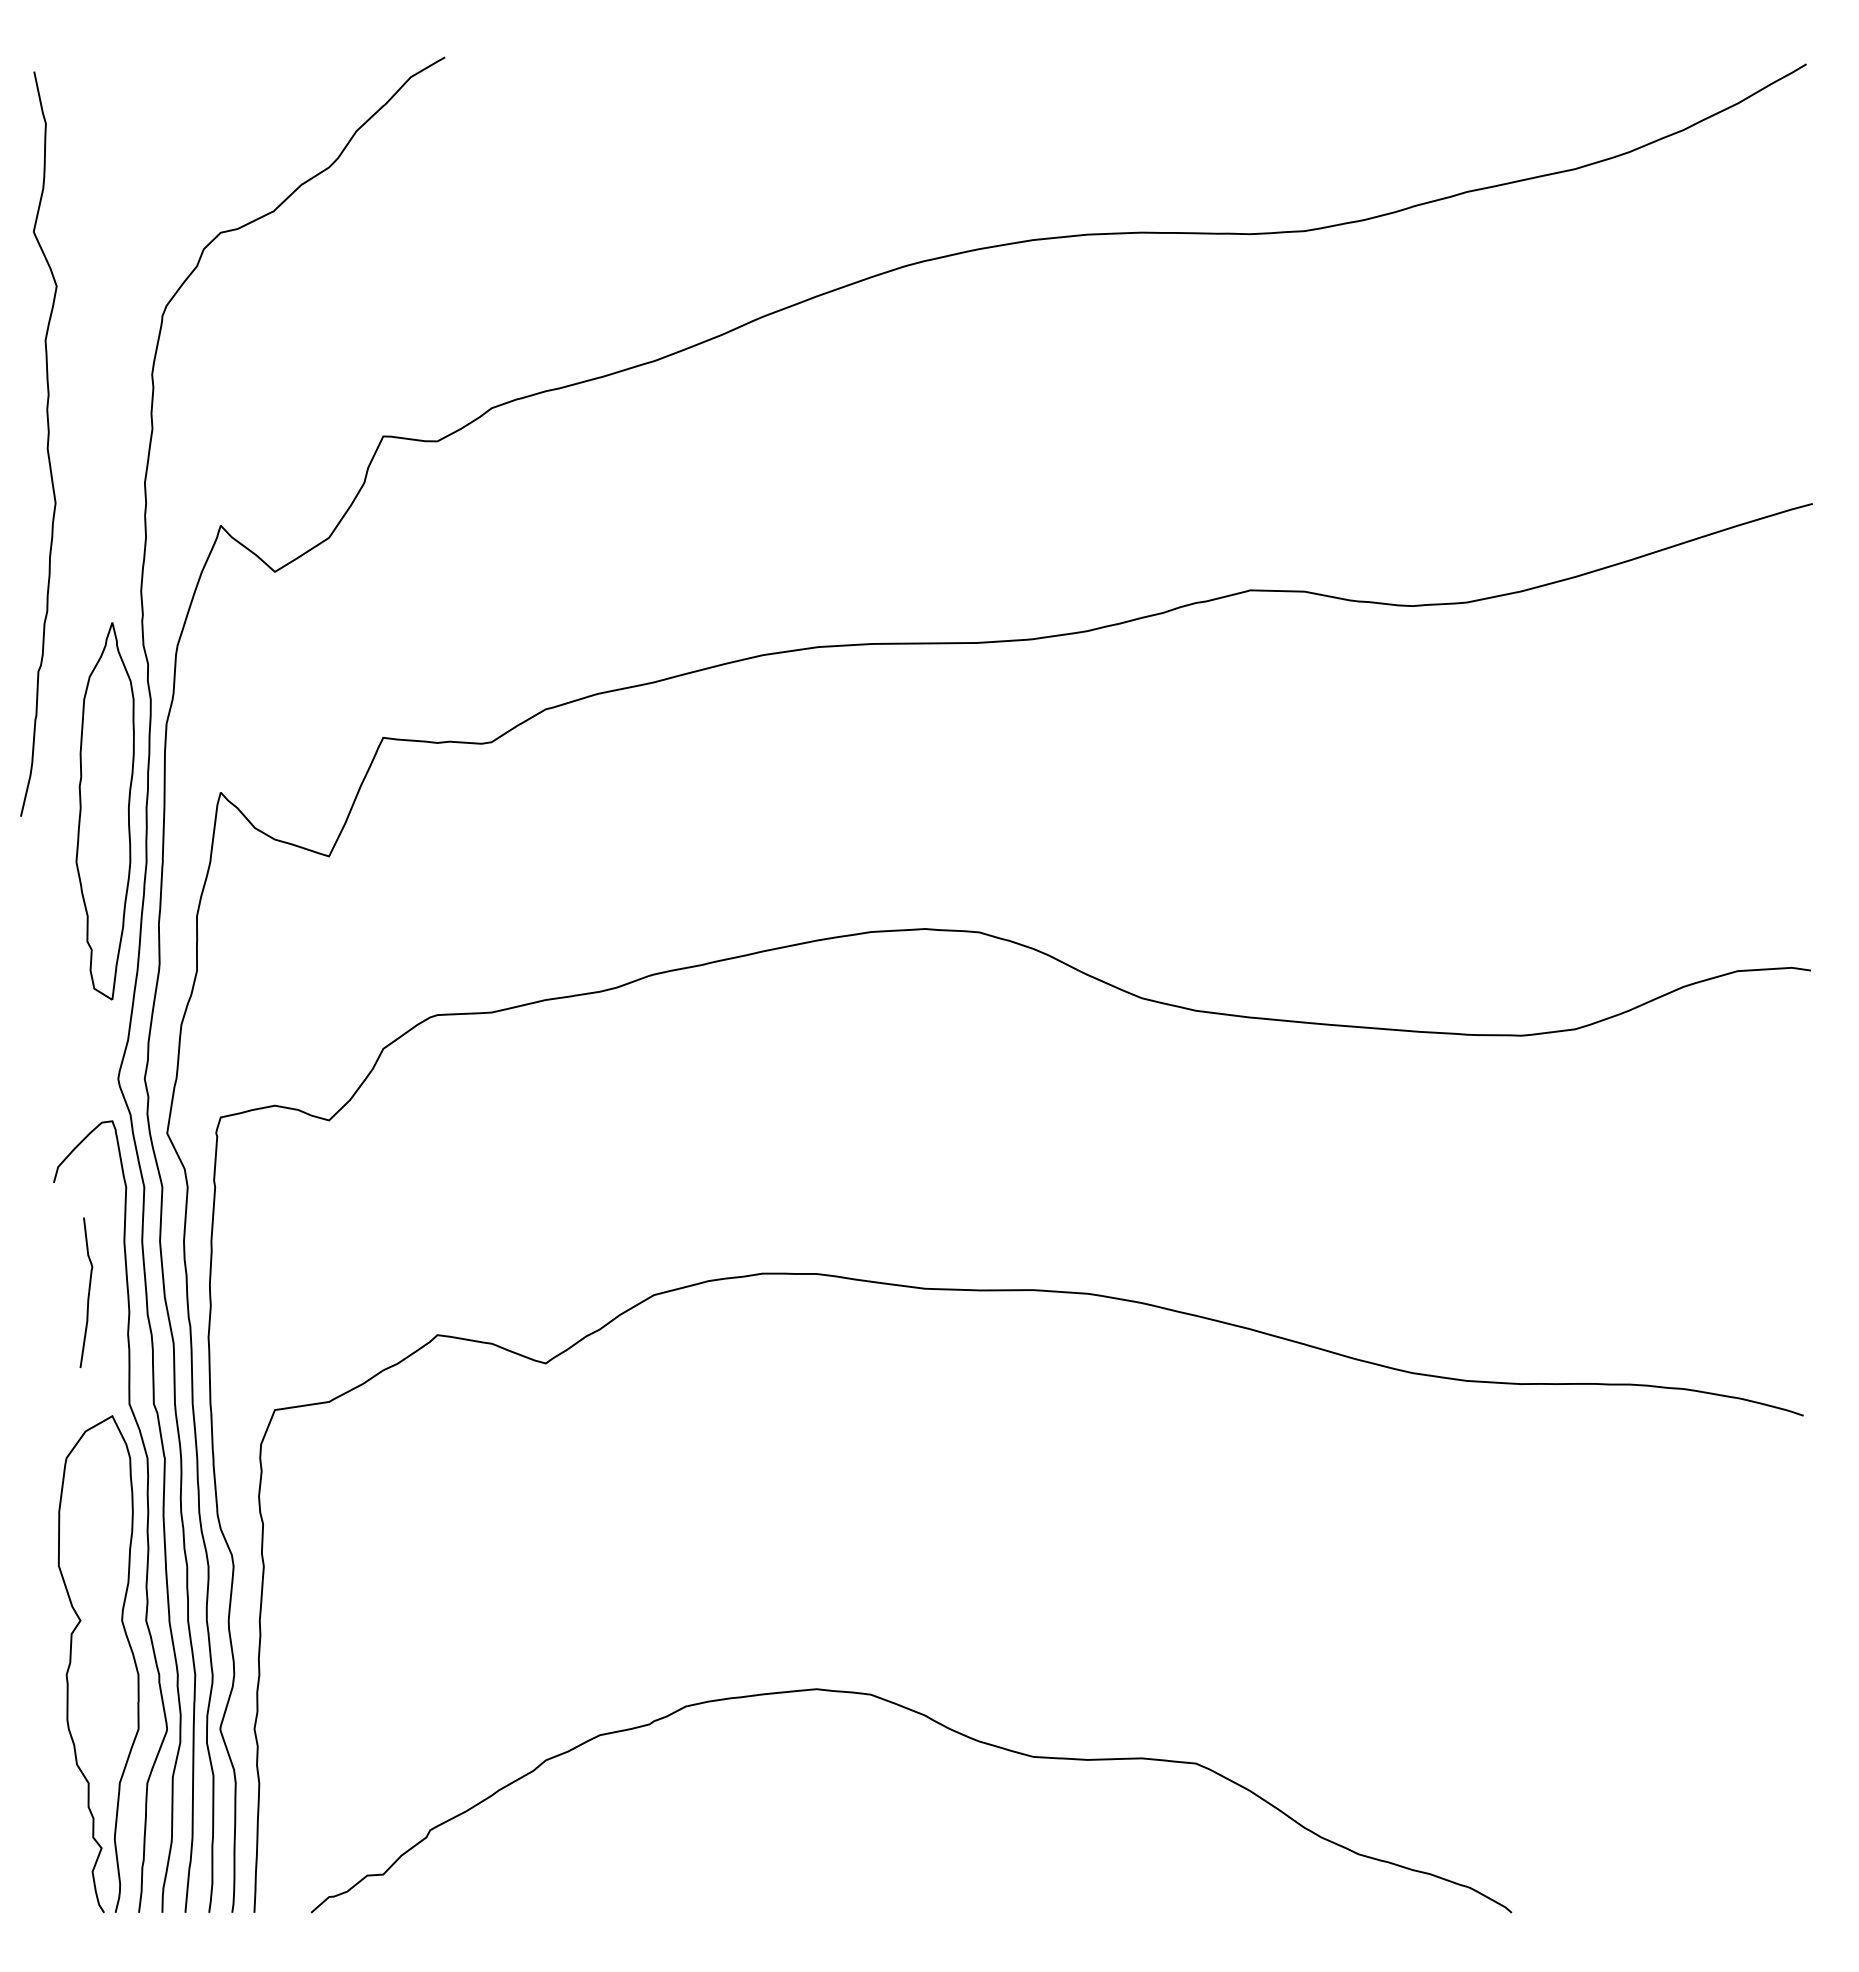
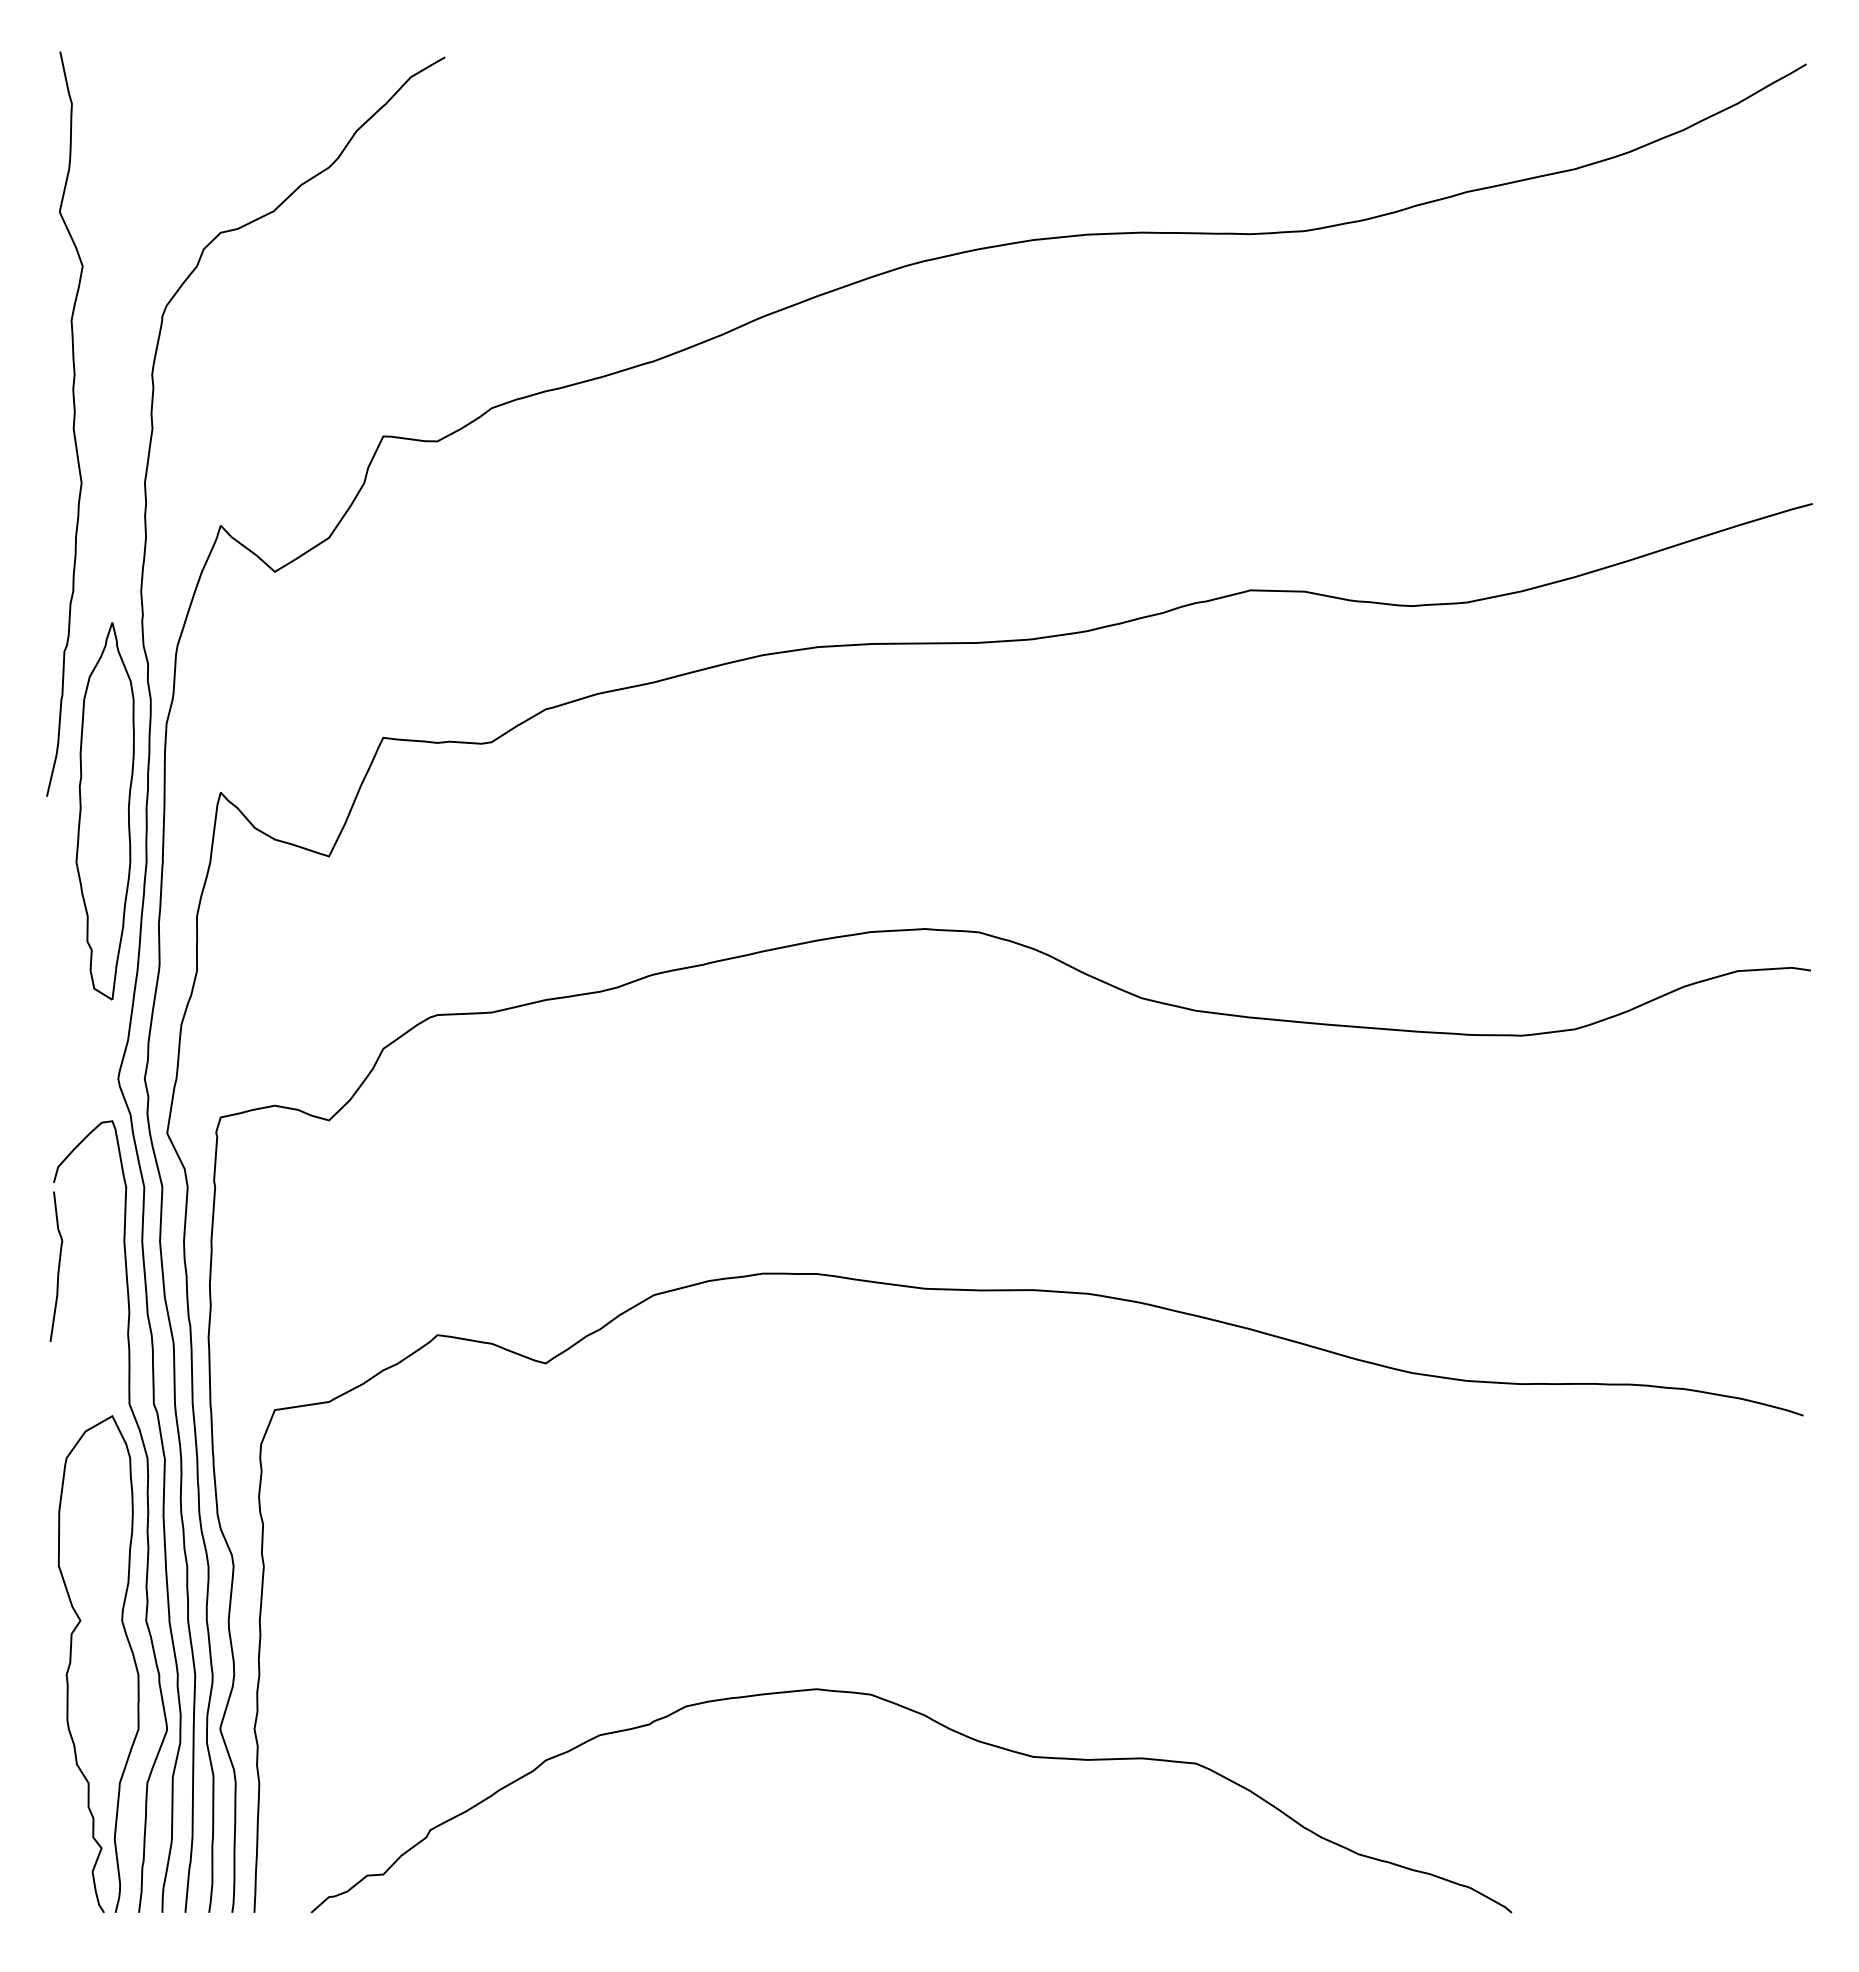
curve position: (46, 446) -> (72, 426) (72, 426)
curve position: (88, 1292) -> (58, 1266) (58, 1266)
